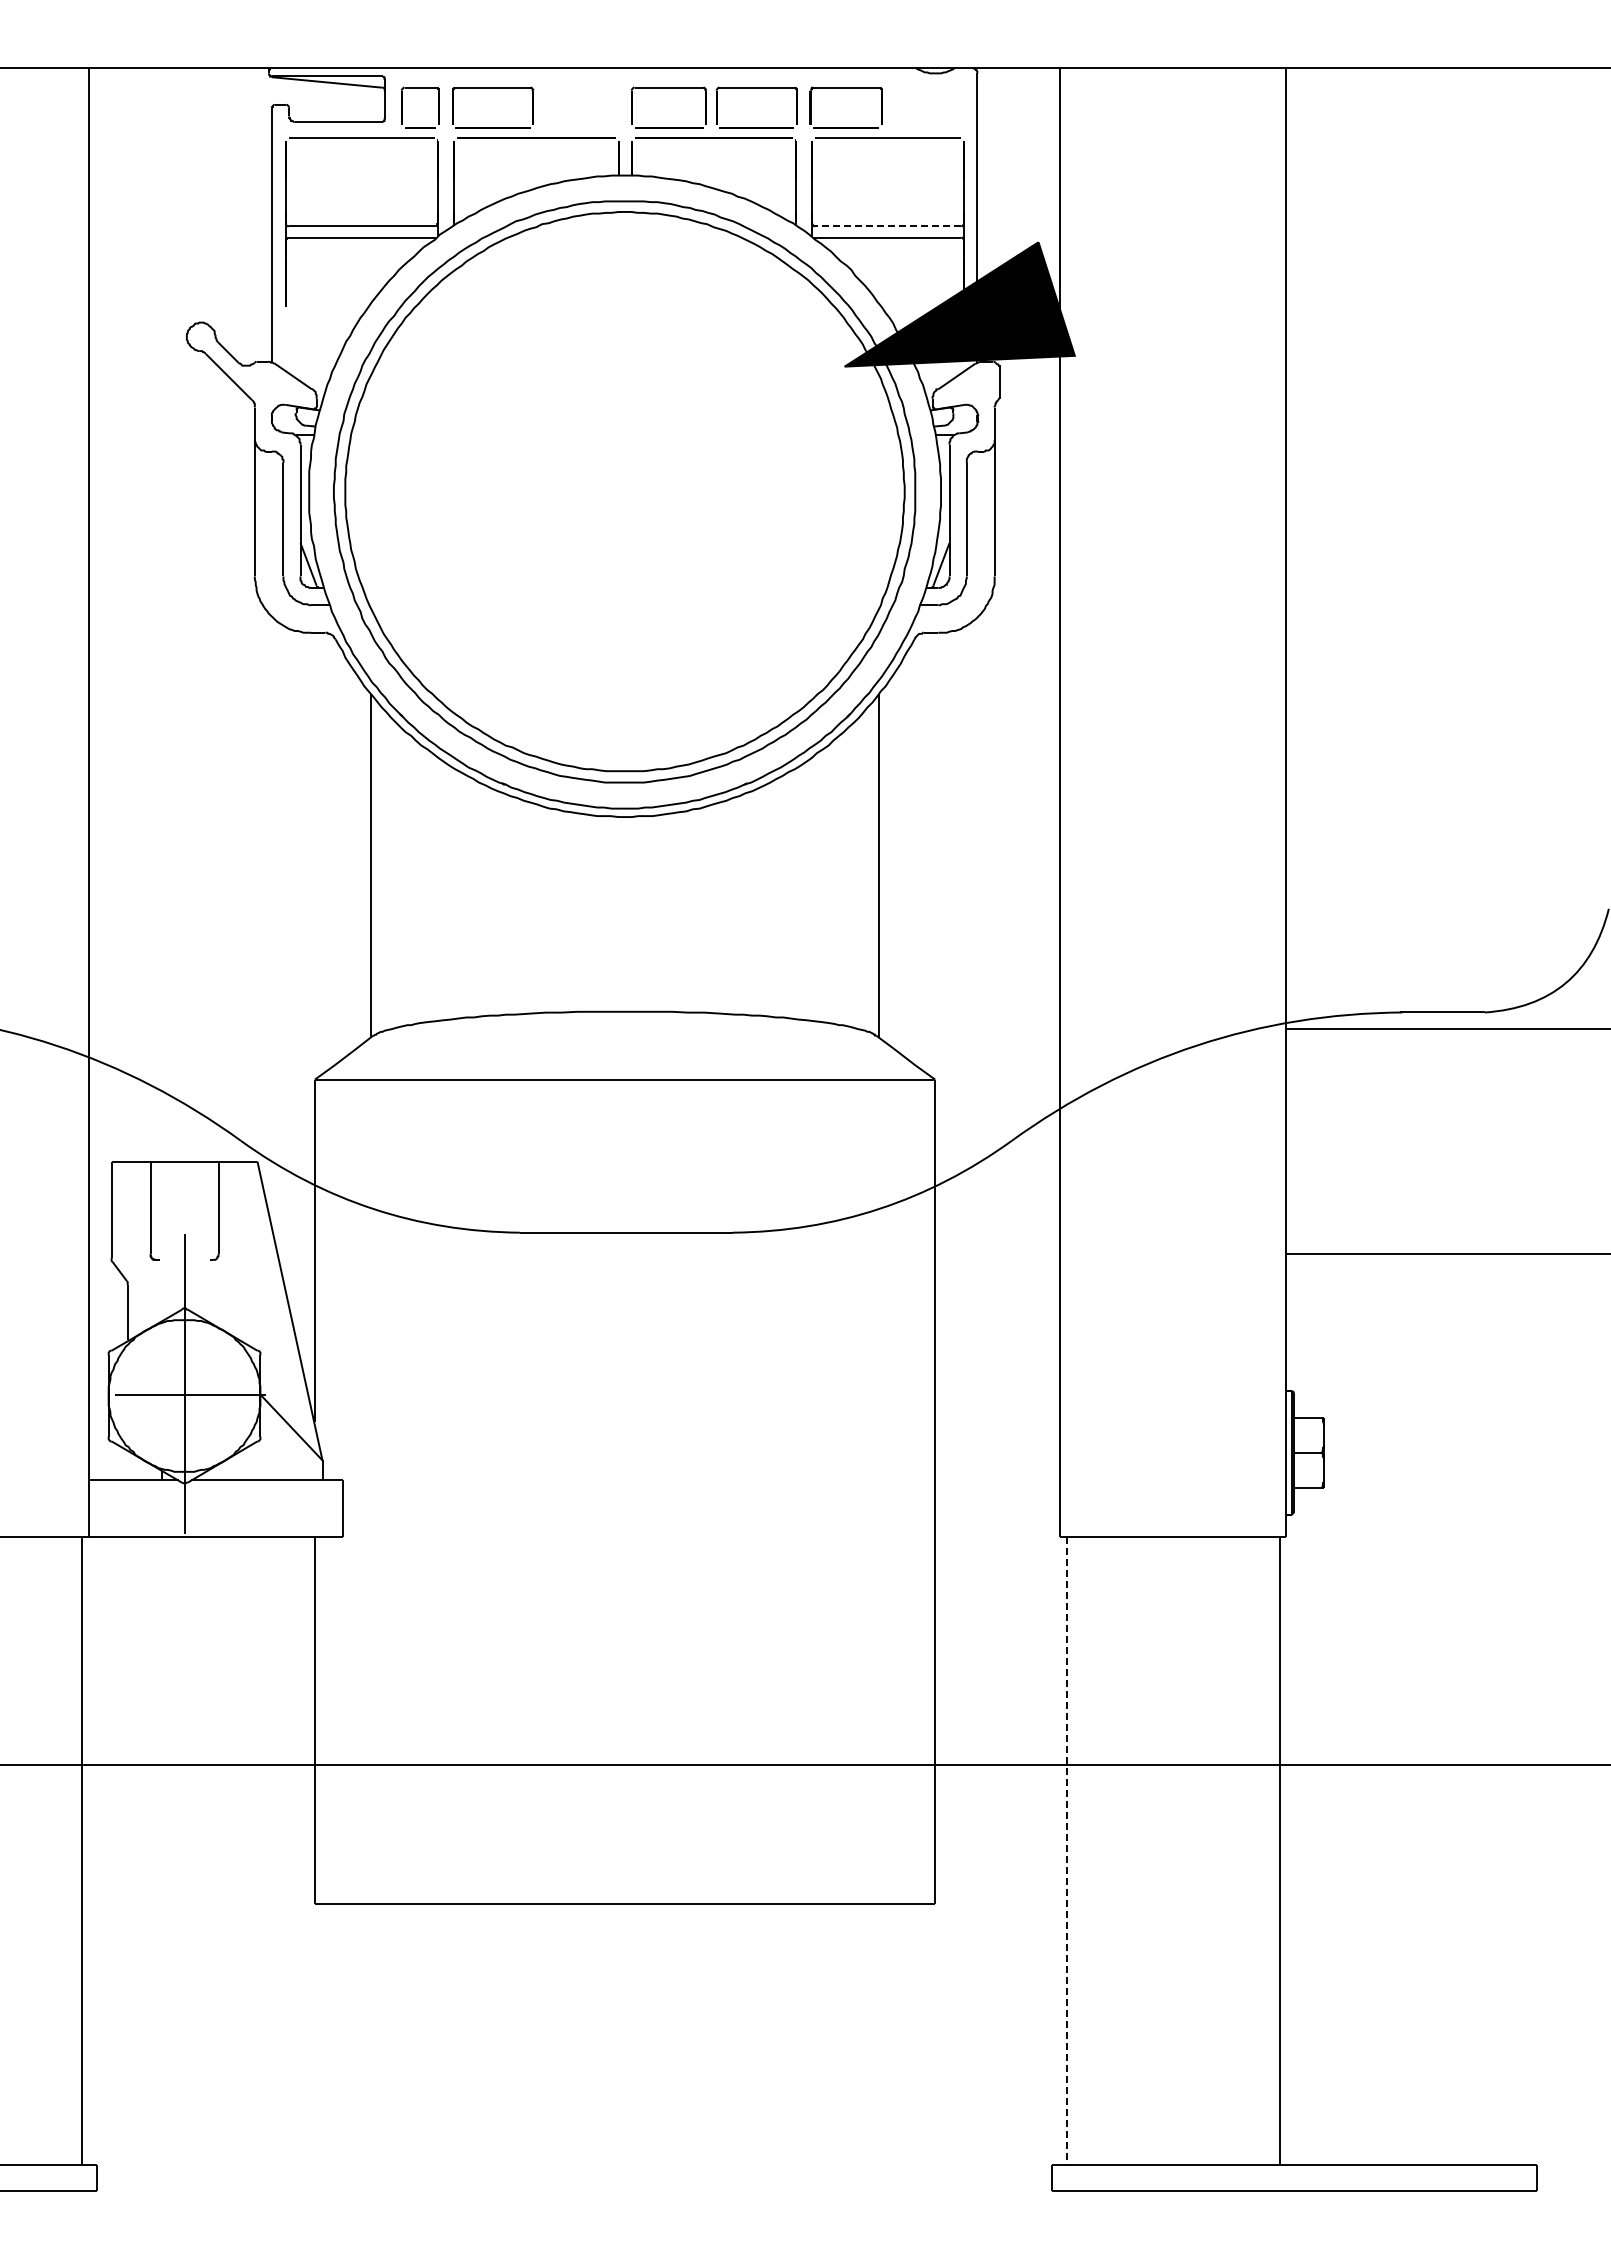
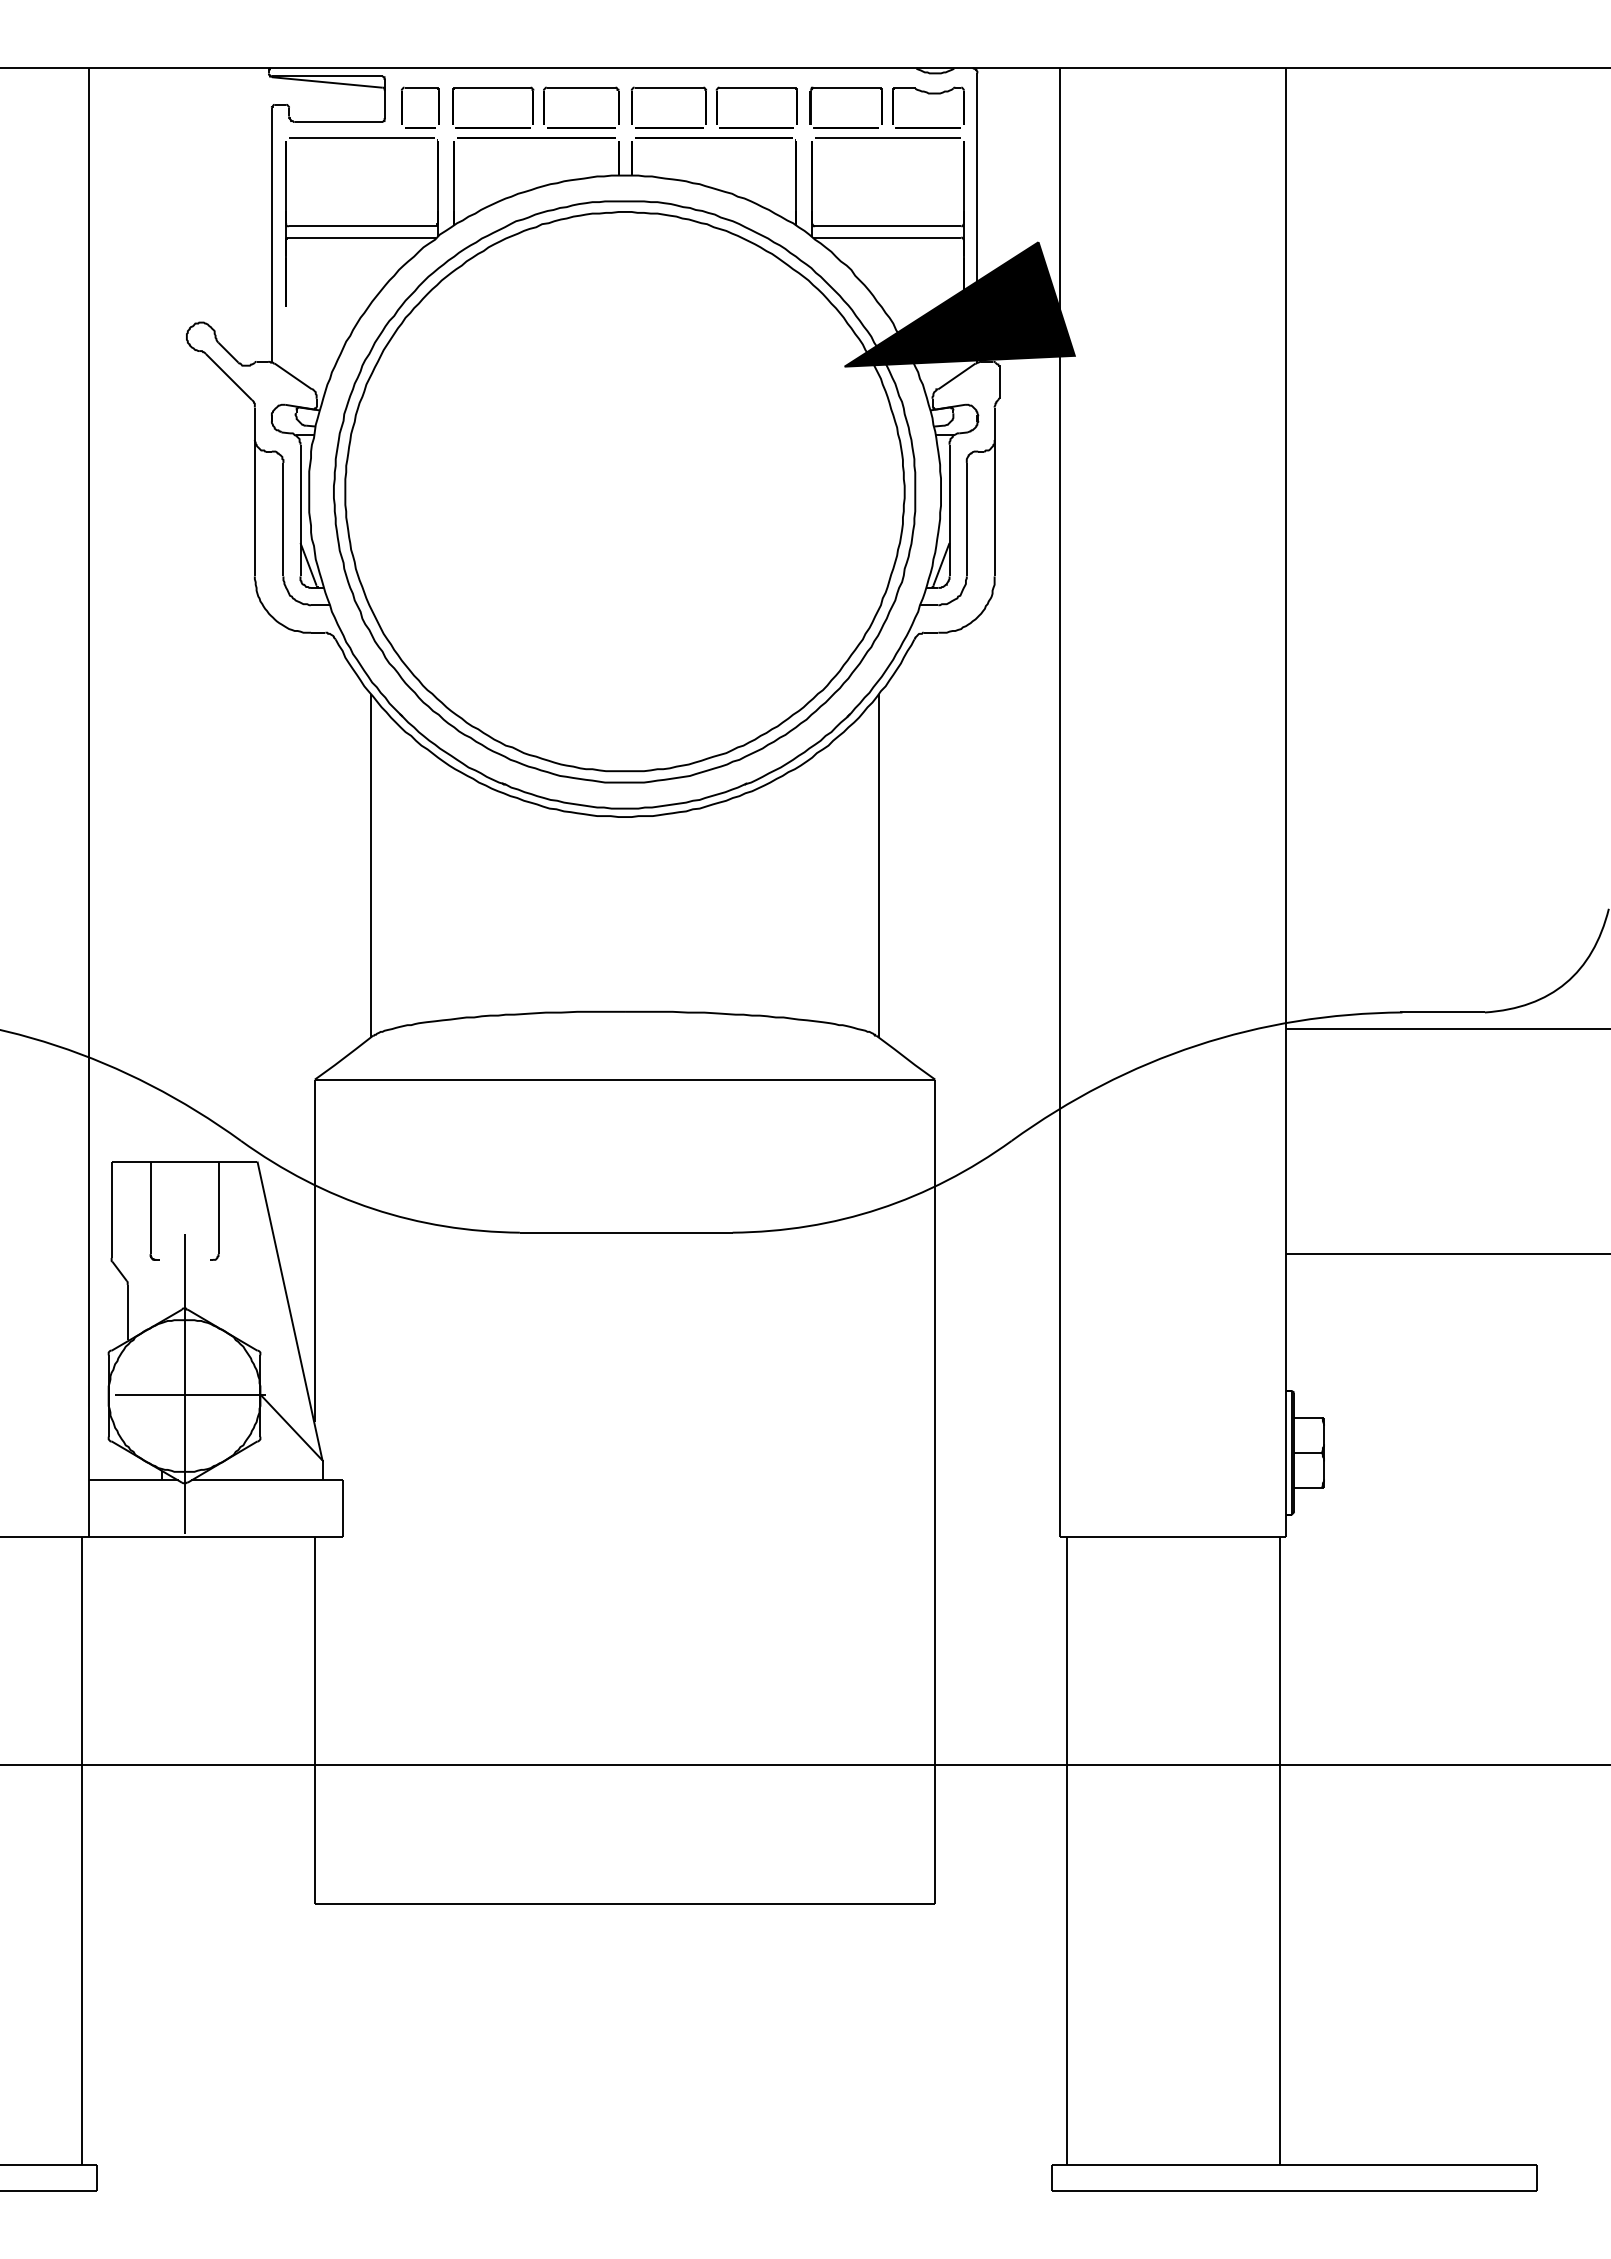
part: none -> present (581, 88)
part: none -> present (928, 94)
line: dashed -> solid (887, 226)
line: dashed -> solid (1067, 1850)
